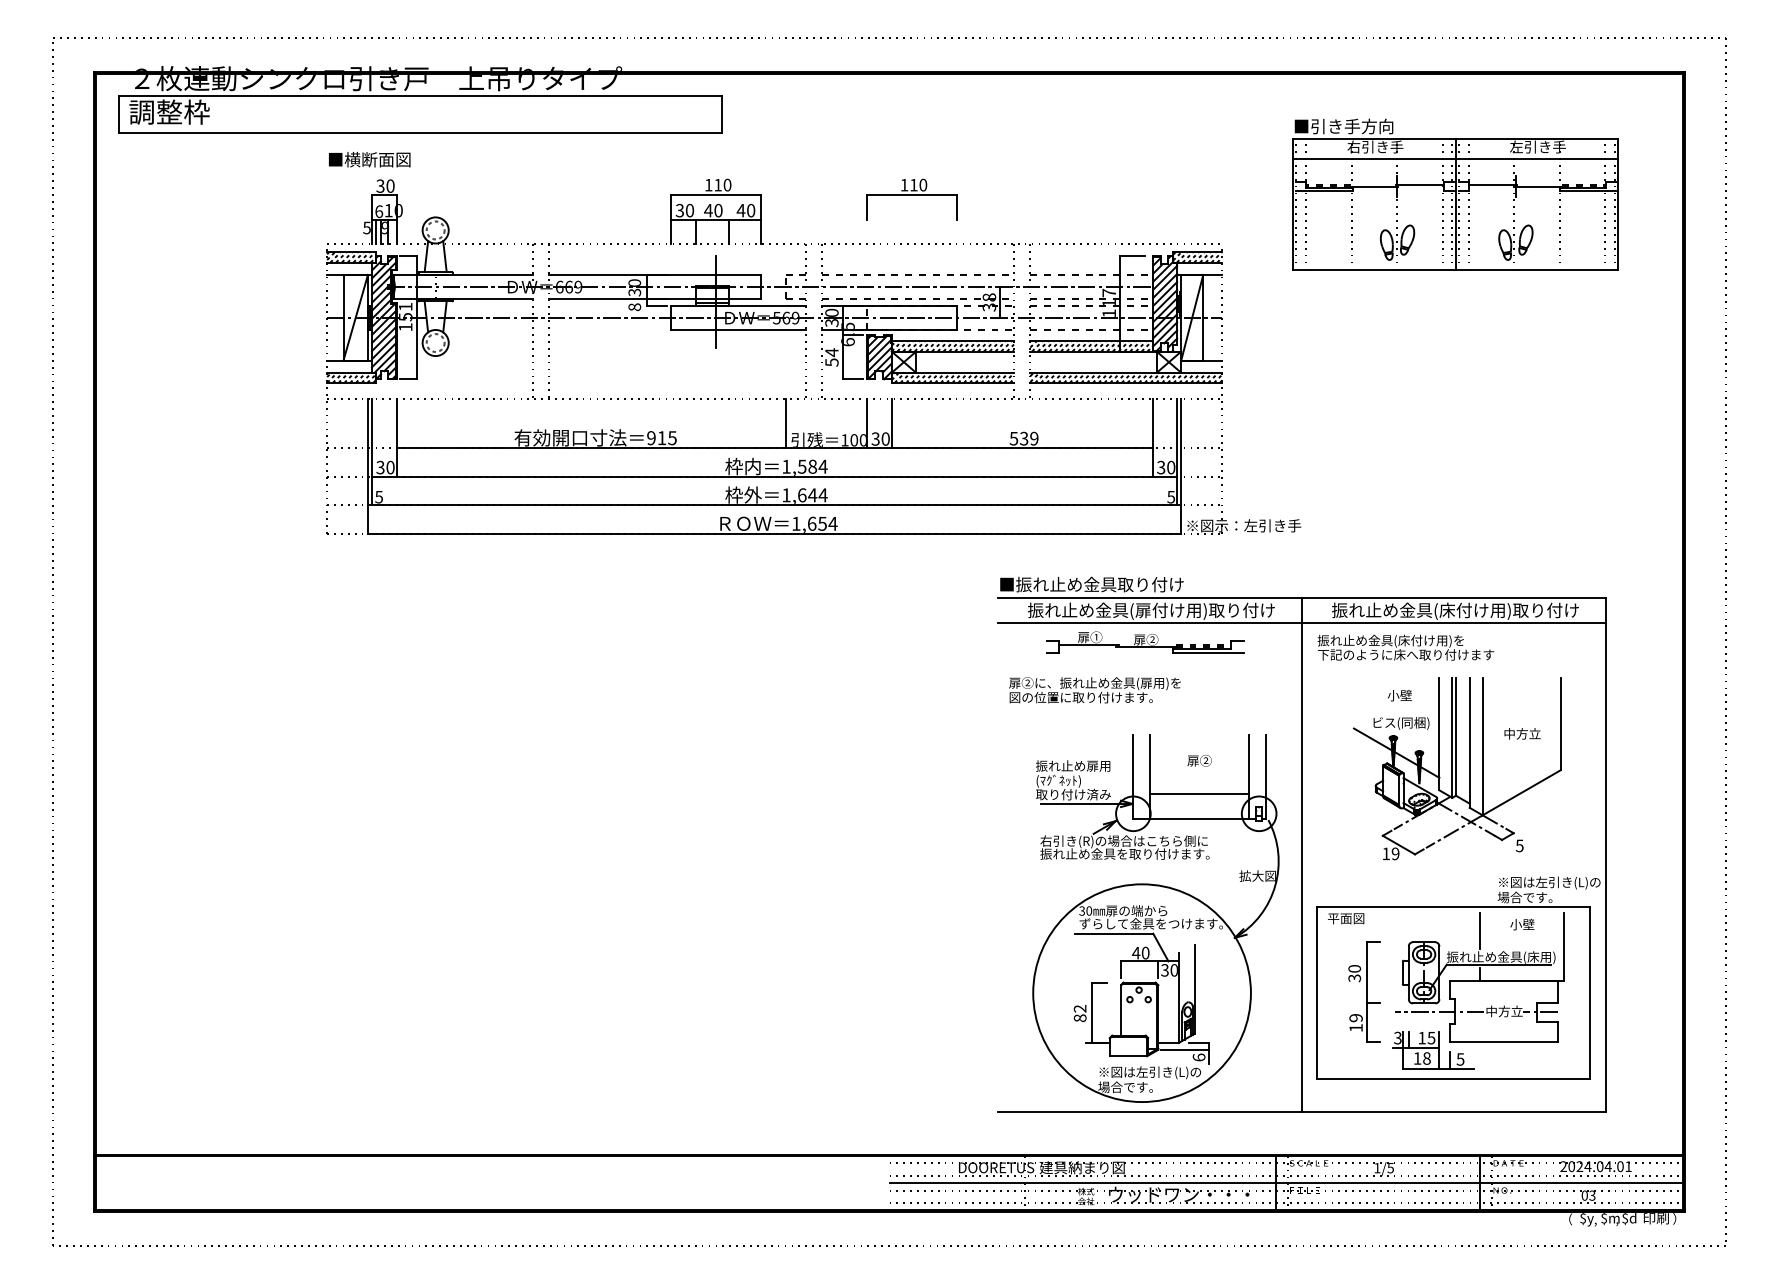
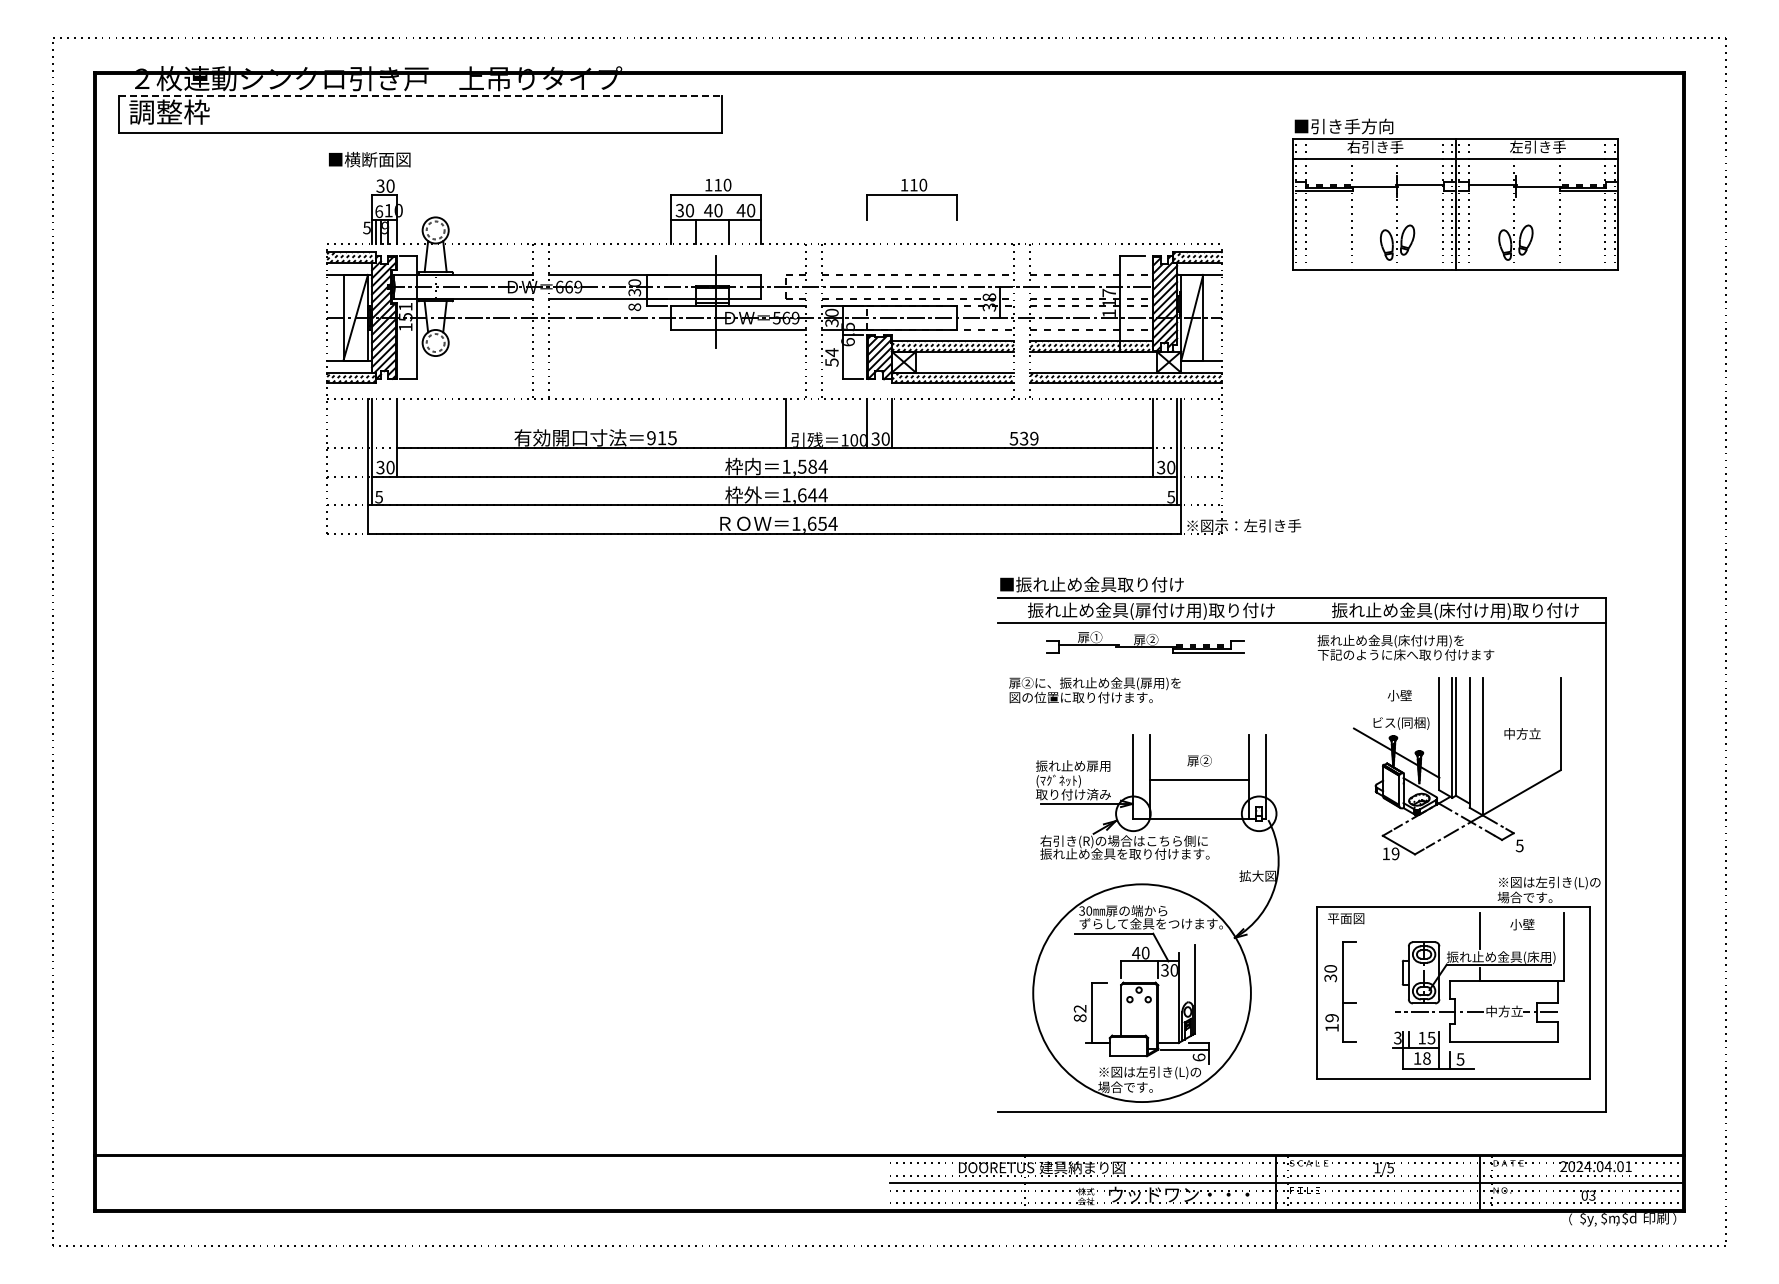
line: solid -> dashed (420, 96)
line position: (1198, 794) -> (1198, 780) (1198, 780)
line: present -> none (1301, 854)
part position: (1364, 991) -> (1340, 991) (1340, 991)
